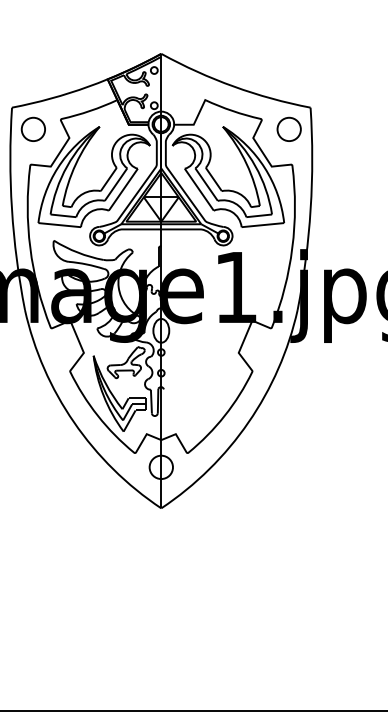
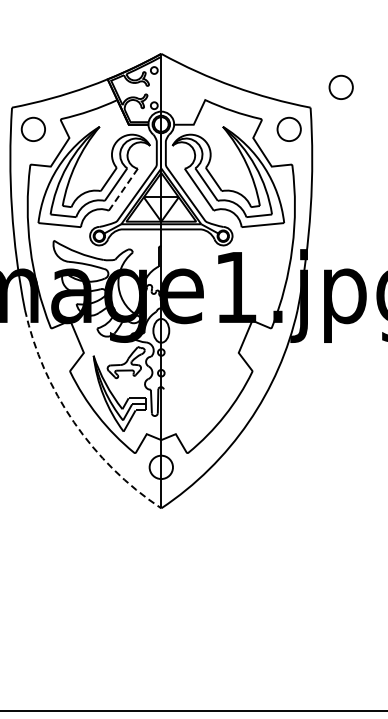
circle: none -> present (340, 86)
line: solid -> dashed (123, 189)
arc: solid -> dashed (74, 422)
